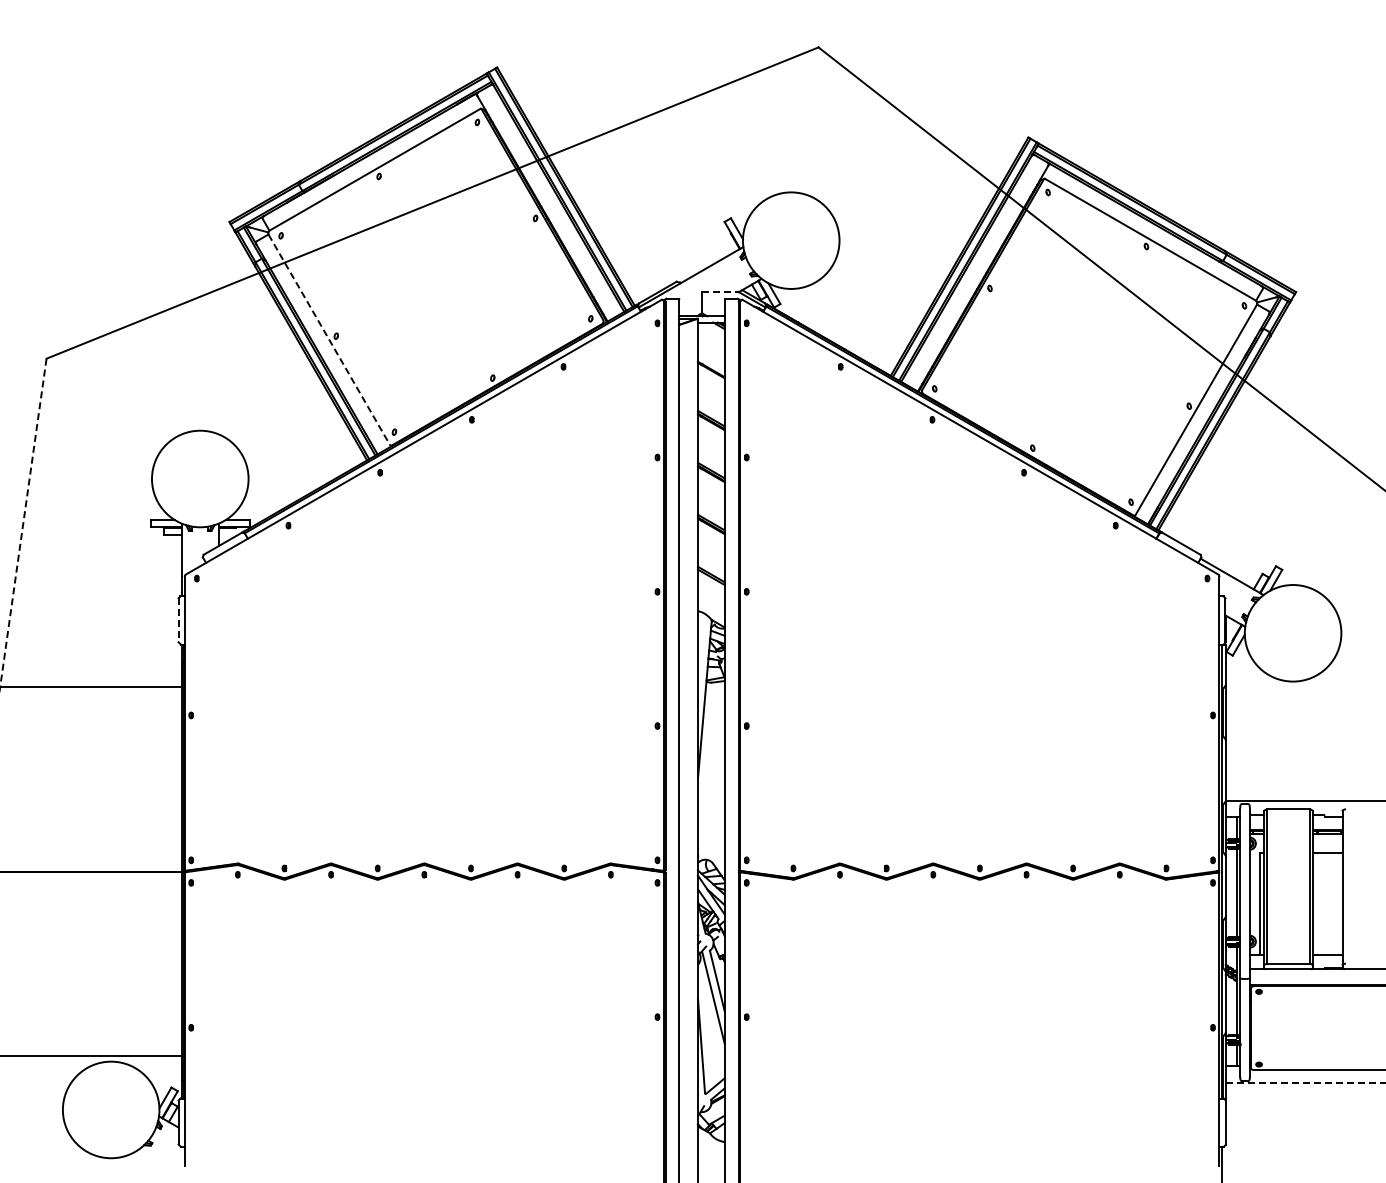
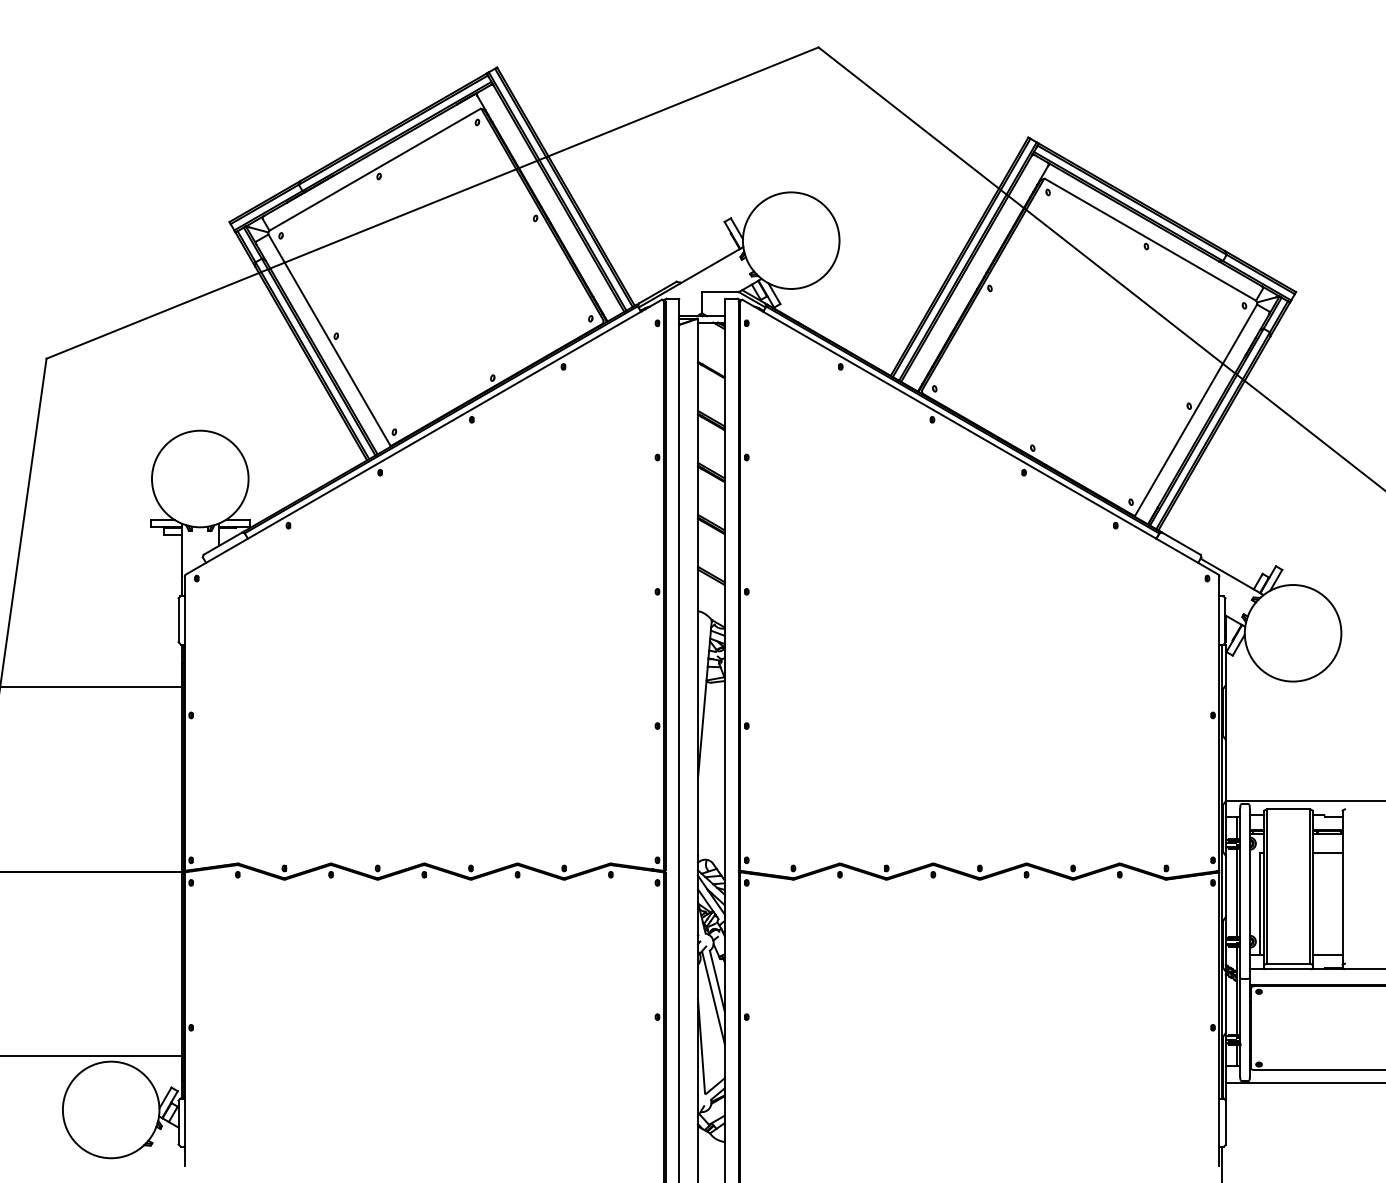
line: dashed -> solid (721, 292)
line: dashed -> solid (329, 340)
line: dashed -> solid (23, 523)
line: dashed -> solid (178, 620)
line: dashed -> solid (1305, 1082)
